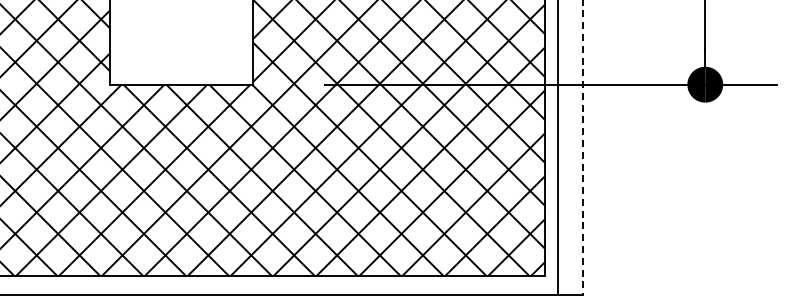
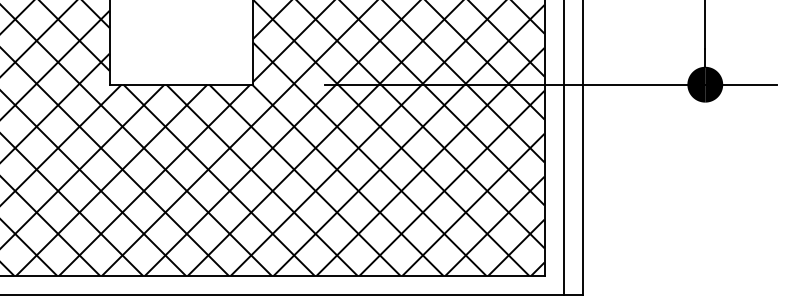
line position: (557, 148) -> (563, 148) (563, 148)
line: dashed -> solid (582, 148)
